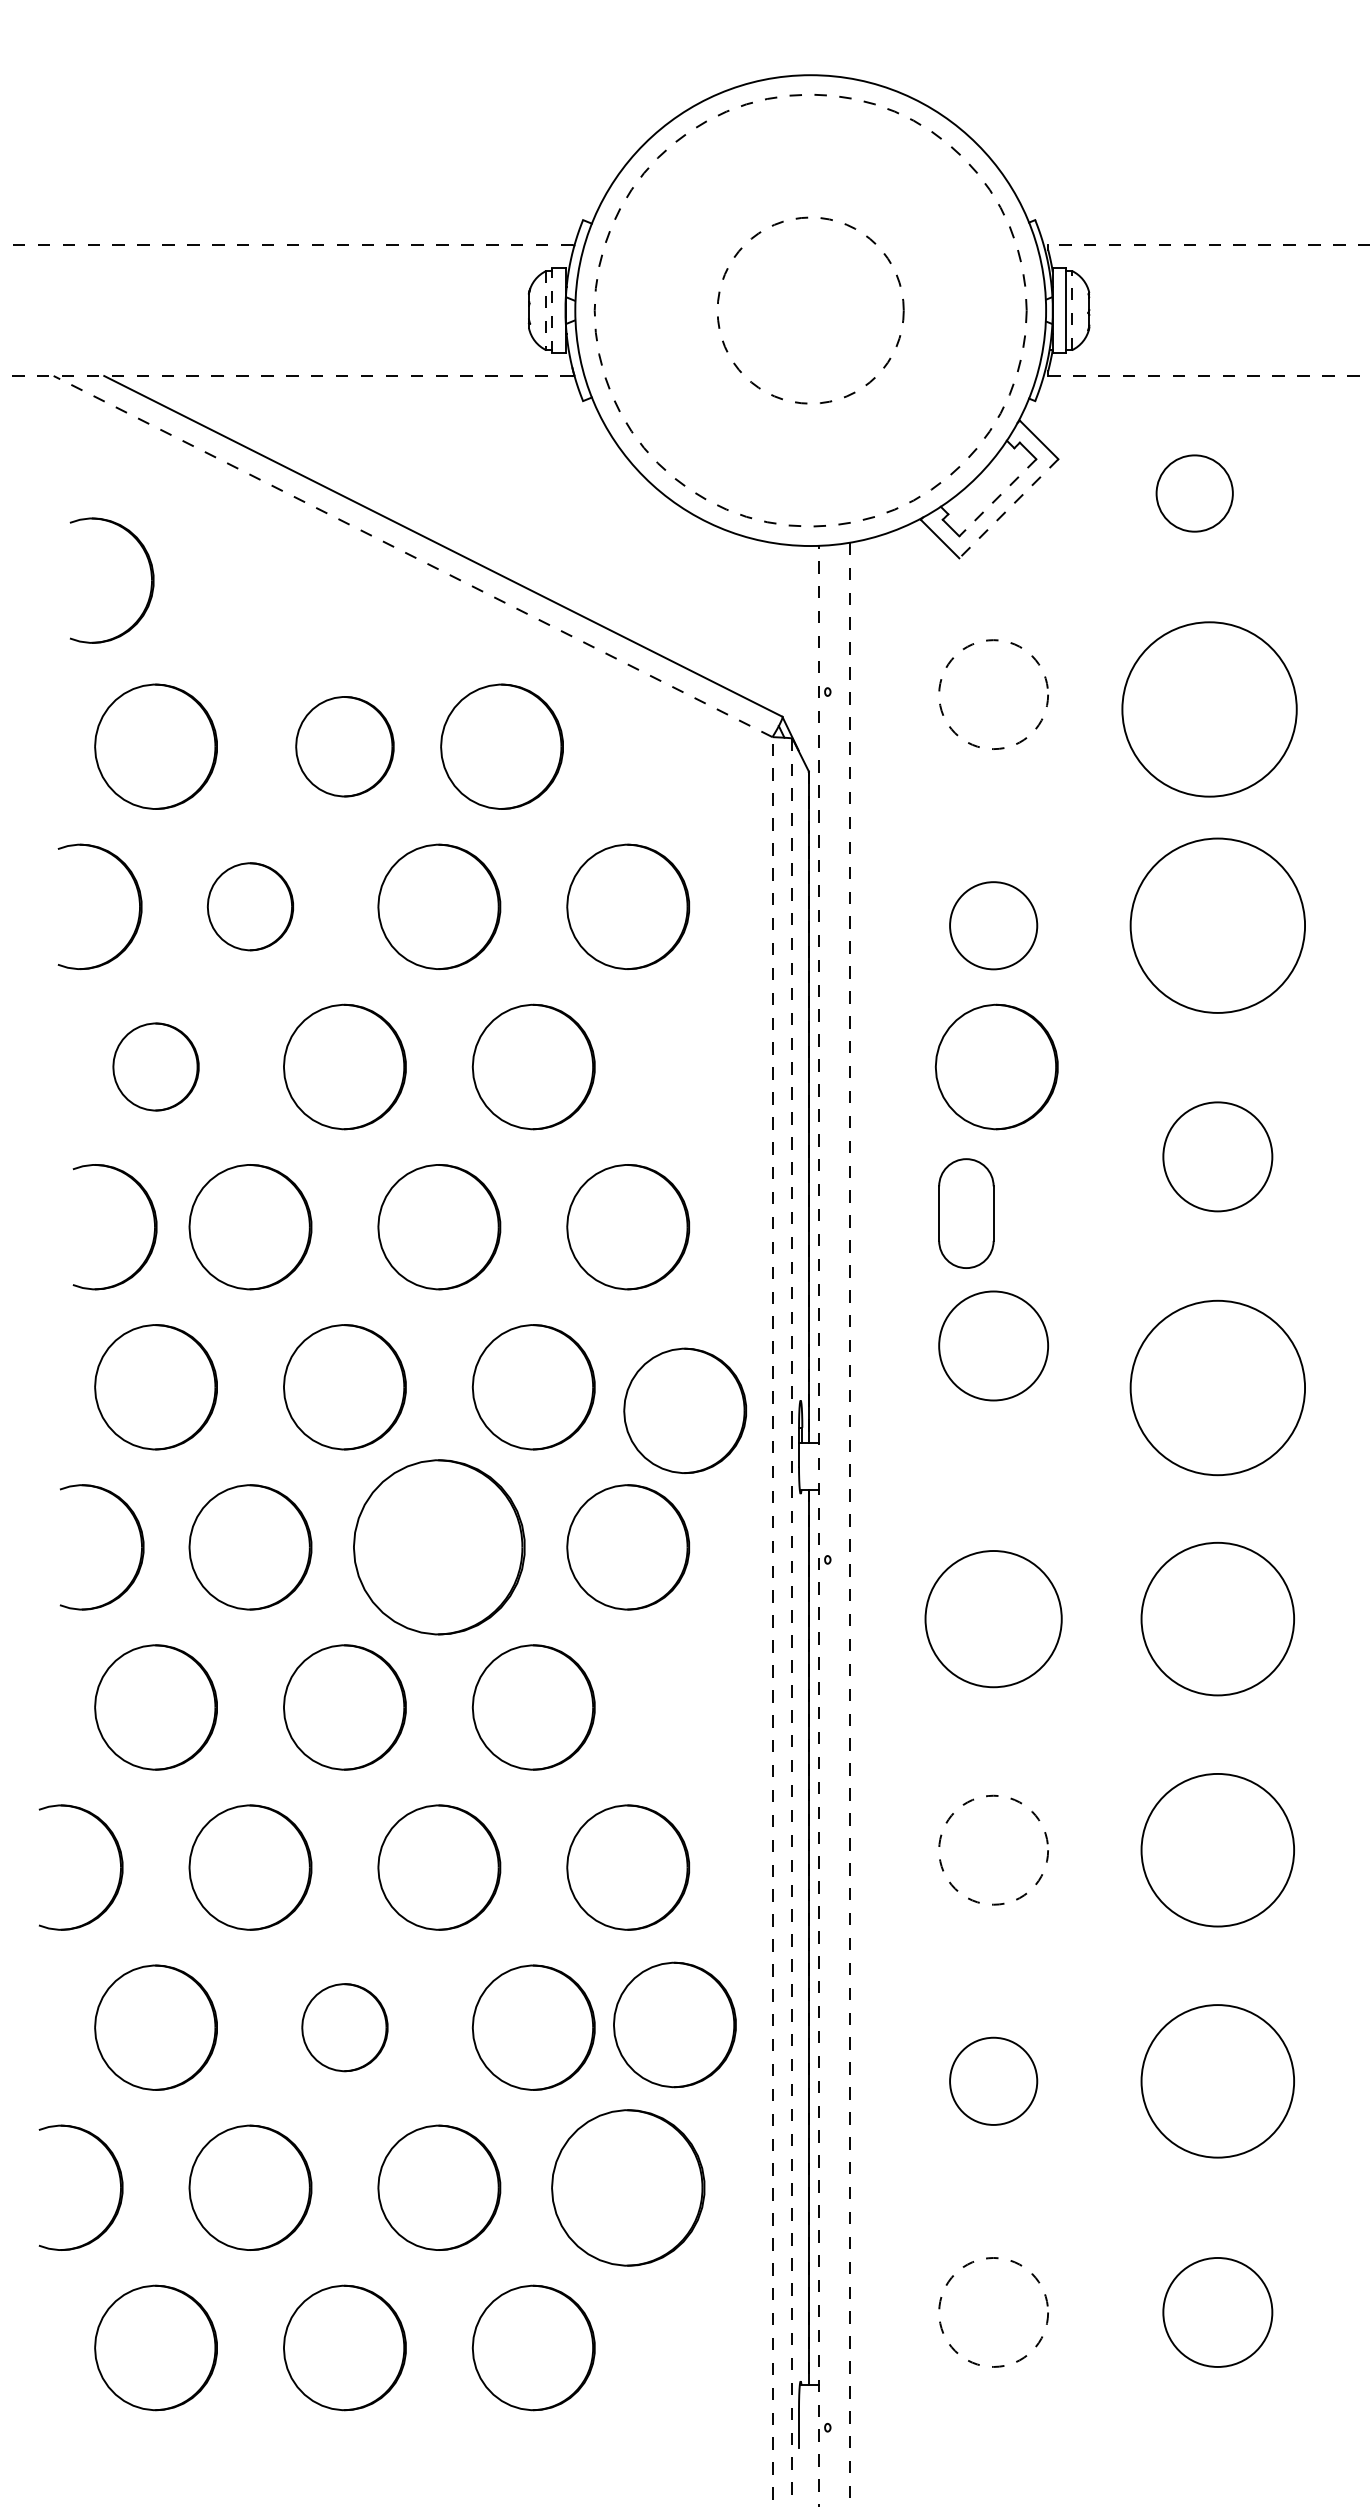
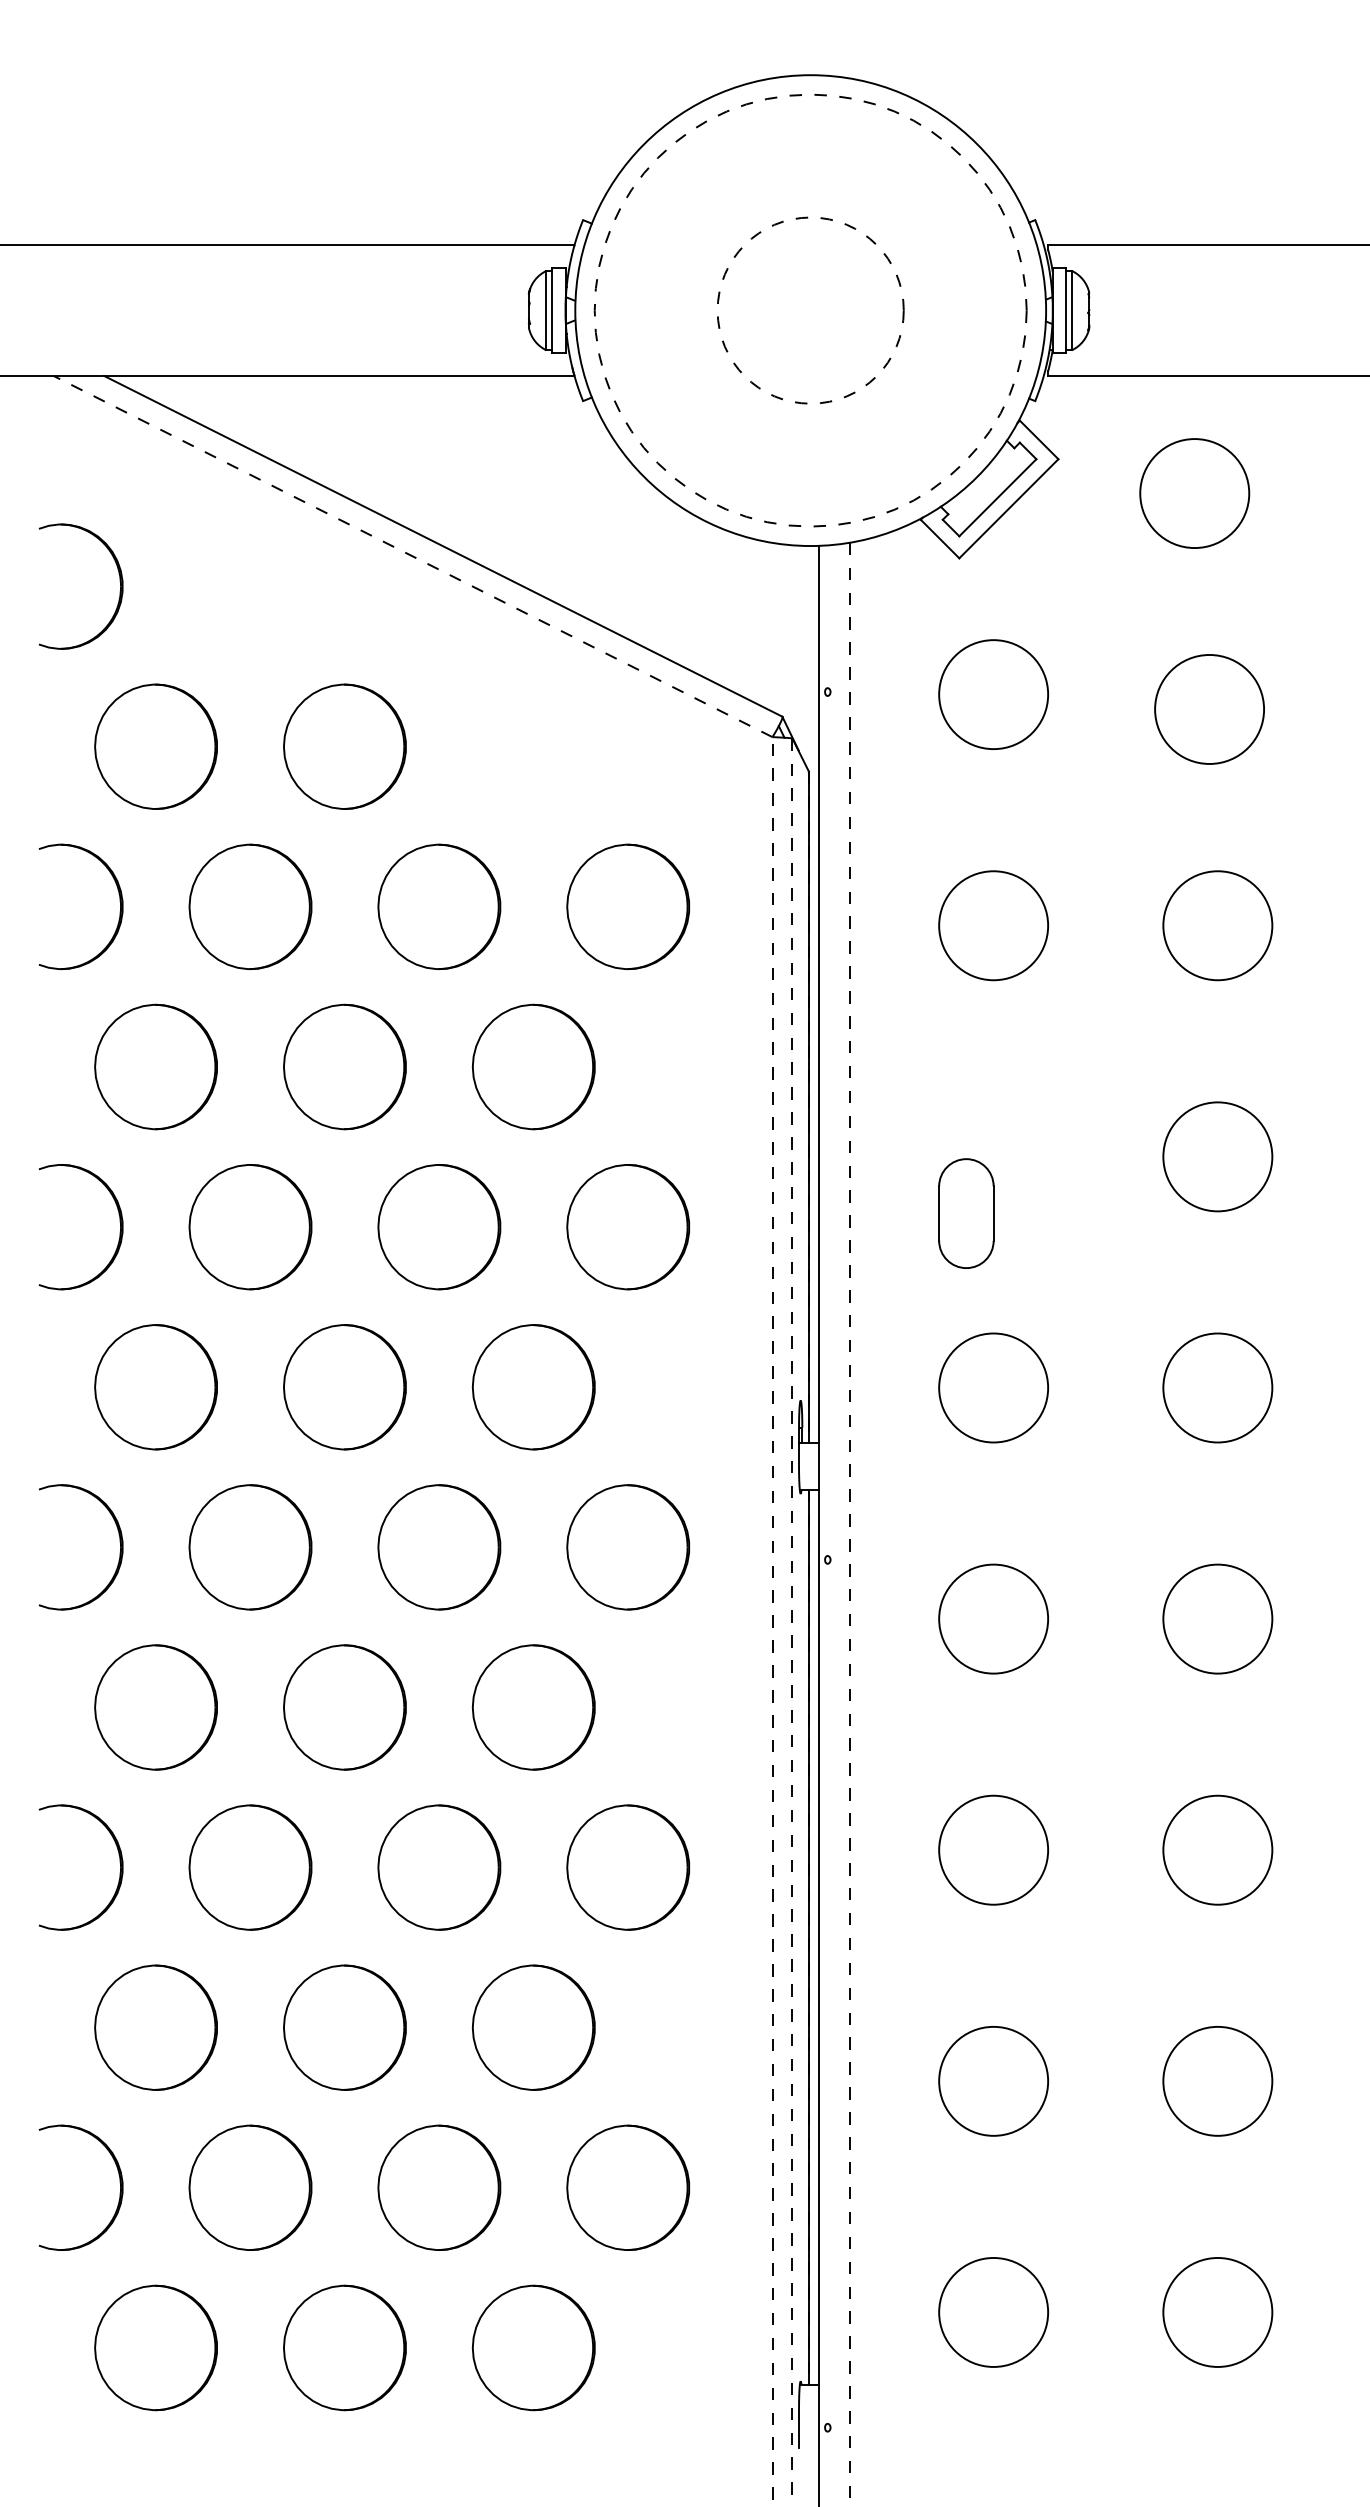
line: dashed -> solid (286, 245)
line: dashed -> solid (1208, 245)
line: dashed -> solid (546, 309)
line: dashed -> solid (552, 310)
line: dashed -> solid (1071, 310)
line: dashed -> solid (287, 376)
line: dashed -> solid (1209, 376)
circle diameter: 76 px -> 109 px (1194, 493)
line: dashed -> solid (997, 498)
line: dashed -> solid (1008, 509)
part position: (150, 575) -> (119, 581) (119, 581)
circle: dashed -> solid (993, 694)
circle diameter: 174 px -> 109 px (1209, 708)
part size: 100x102 px -> 124x127 px (344, 746)
part: present -> none (501, 746)
part position: (138, 901) -> (119, 901) (119, 901)
part size: 88x90 px -> 125x127 px (250, 906)
circle diameter: 87 px -> 109 px (993, 925)
circle diameter: 174 px -> 109 px (1217, 925)
part size: 88x90 px -> 124x128 px (155, 1066)
part: present -> none (996, 1066)
part position: (153, 1222) -> (119, 1222) (119, 1222)
circle position: (993, 1345) -> (993, 1387) (993, 1387)
circle diameter: 174 px -> 109 px (1217, 1387)
part: present -> none (684, 1410)
line: dashed -> solid (818, 1525)
part position: (140, 1542) -> (119, 1542) (119, 1542)
part size: 173x177 px -> 125x127 px (439, 1547)
circle diameter: 153 px -> 109 px (1217, 1618)
circle diameter: 136 px -> 109 px (993, 1618)
circle: dashed -> solid (993, 1849)
circle diameter: 153 px -> 109 px (1217, 1849)
part: present -> none (674, 2024)
part size: 88x90 px -> 124x127 px (344, 2027)
circle diameter: 87 px -> 109 px (993, 2080)
circle diameter: 153 px -> 109 px (1217, 2080)
part size: 155x158 px -> 124x127 px (627, 2187)
circle: dashed -> solid (993, 2311)
